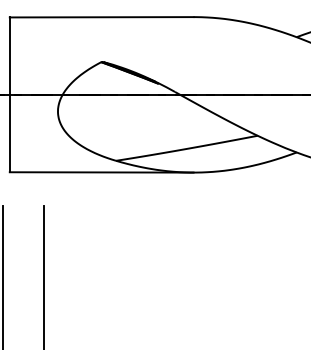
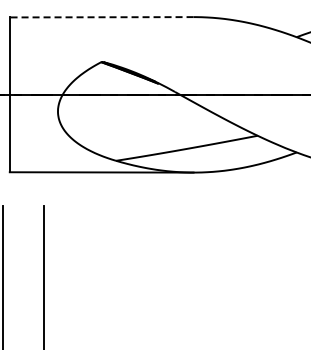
line: solid -> dashed (101, 17)
